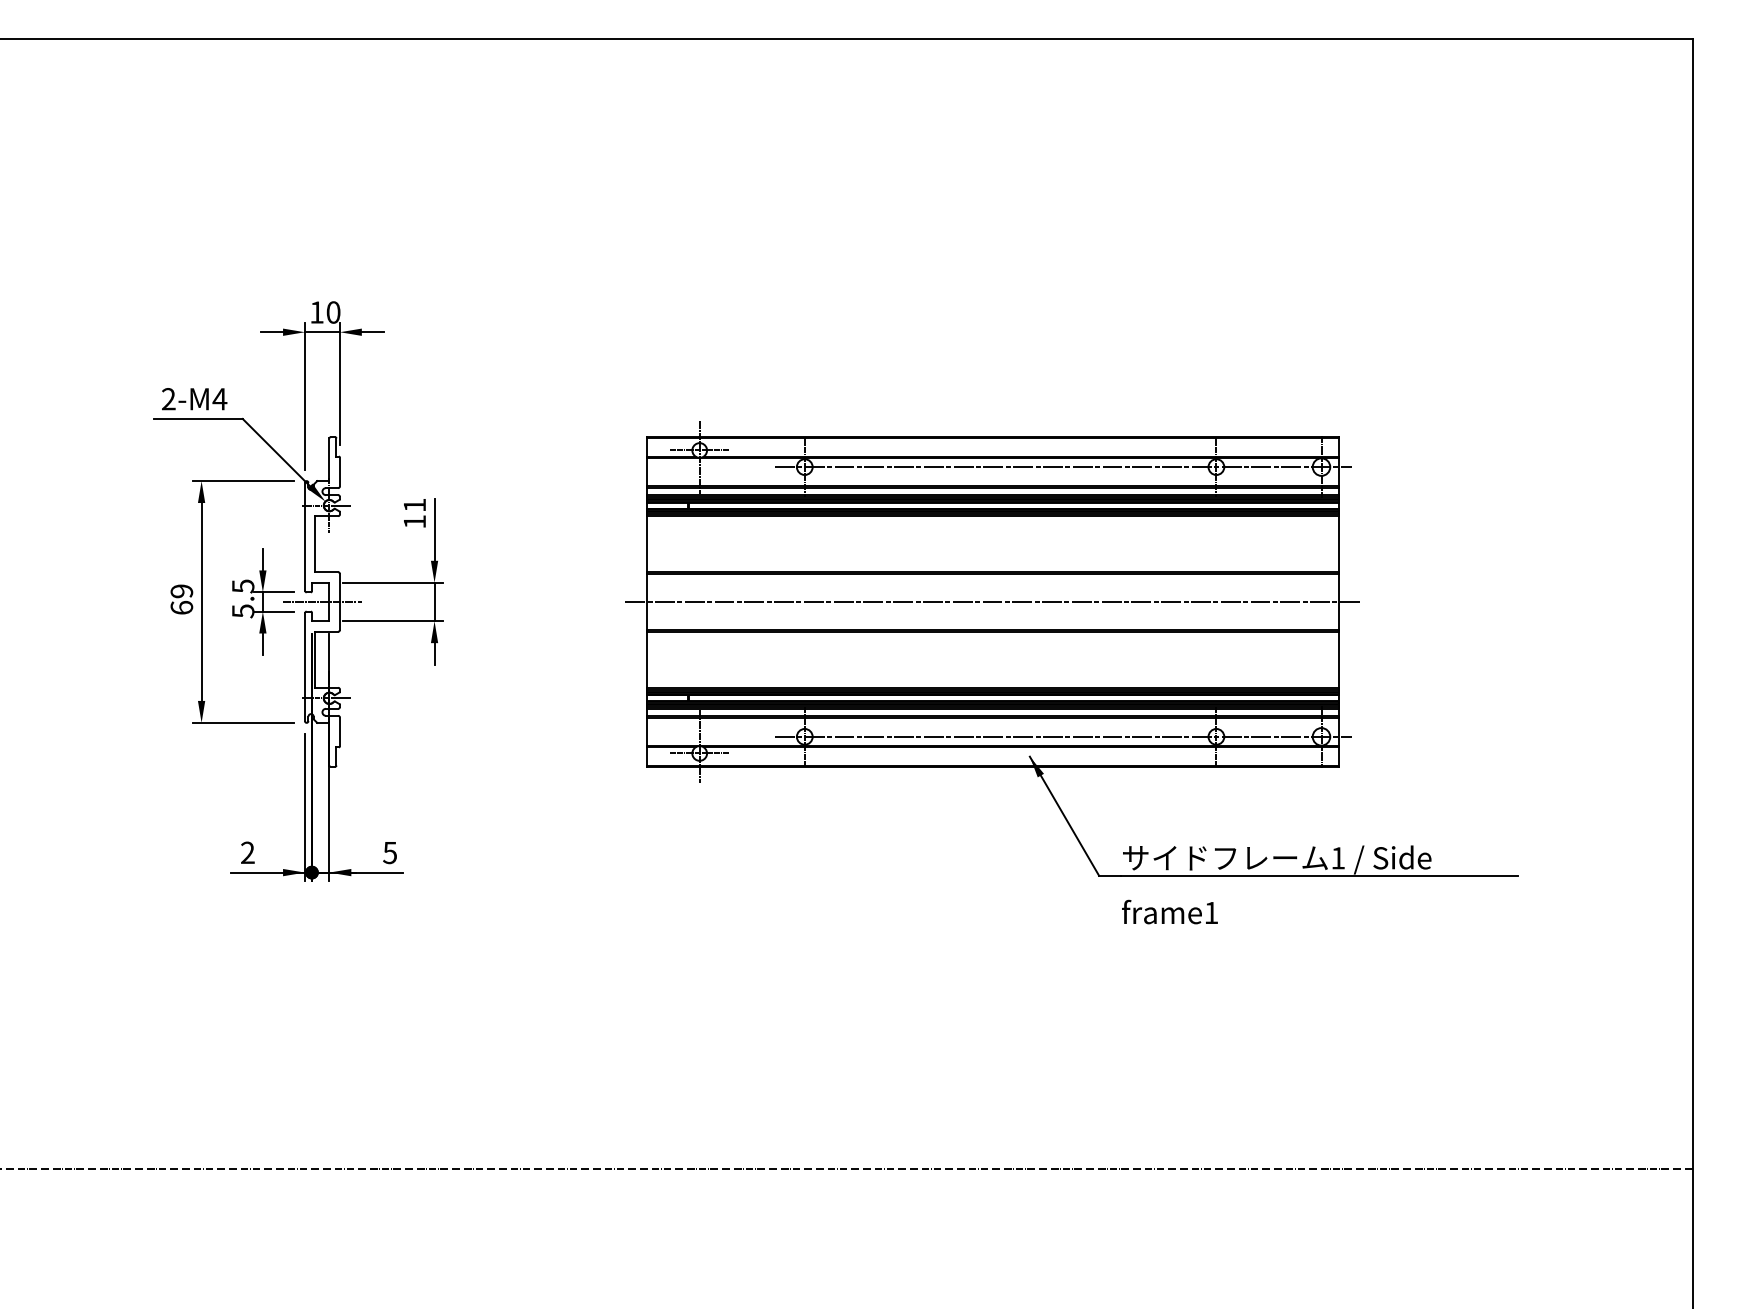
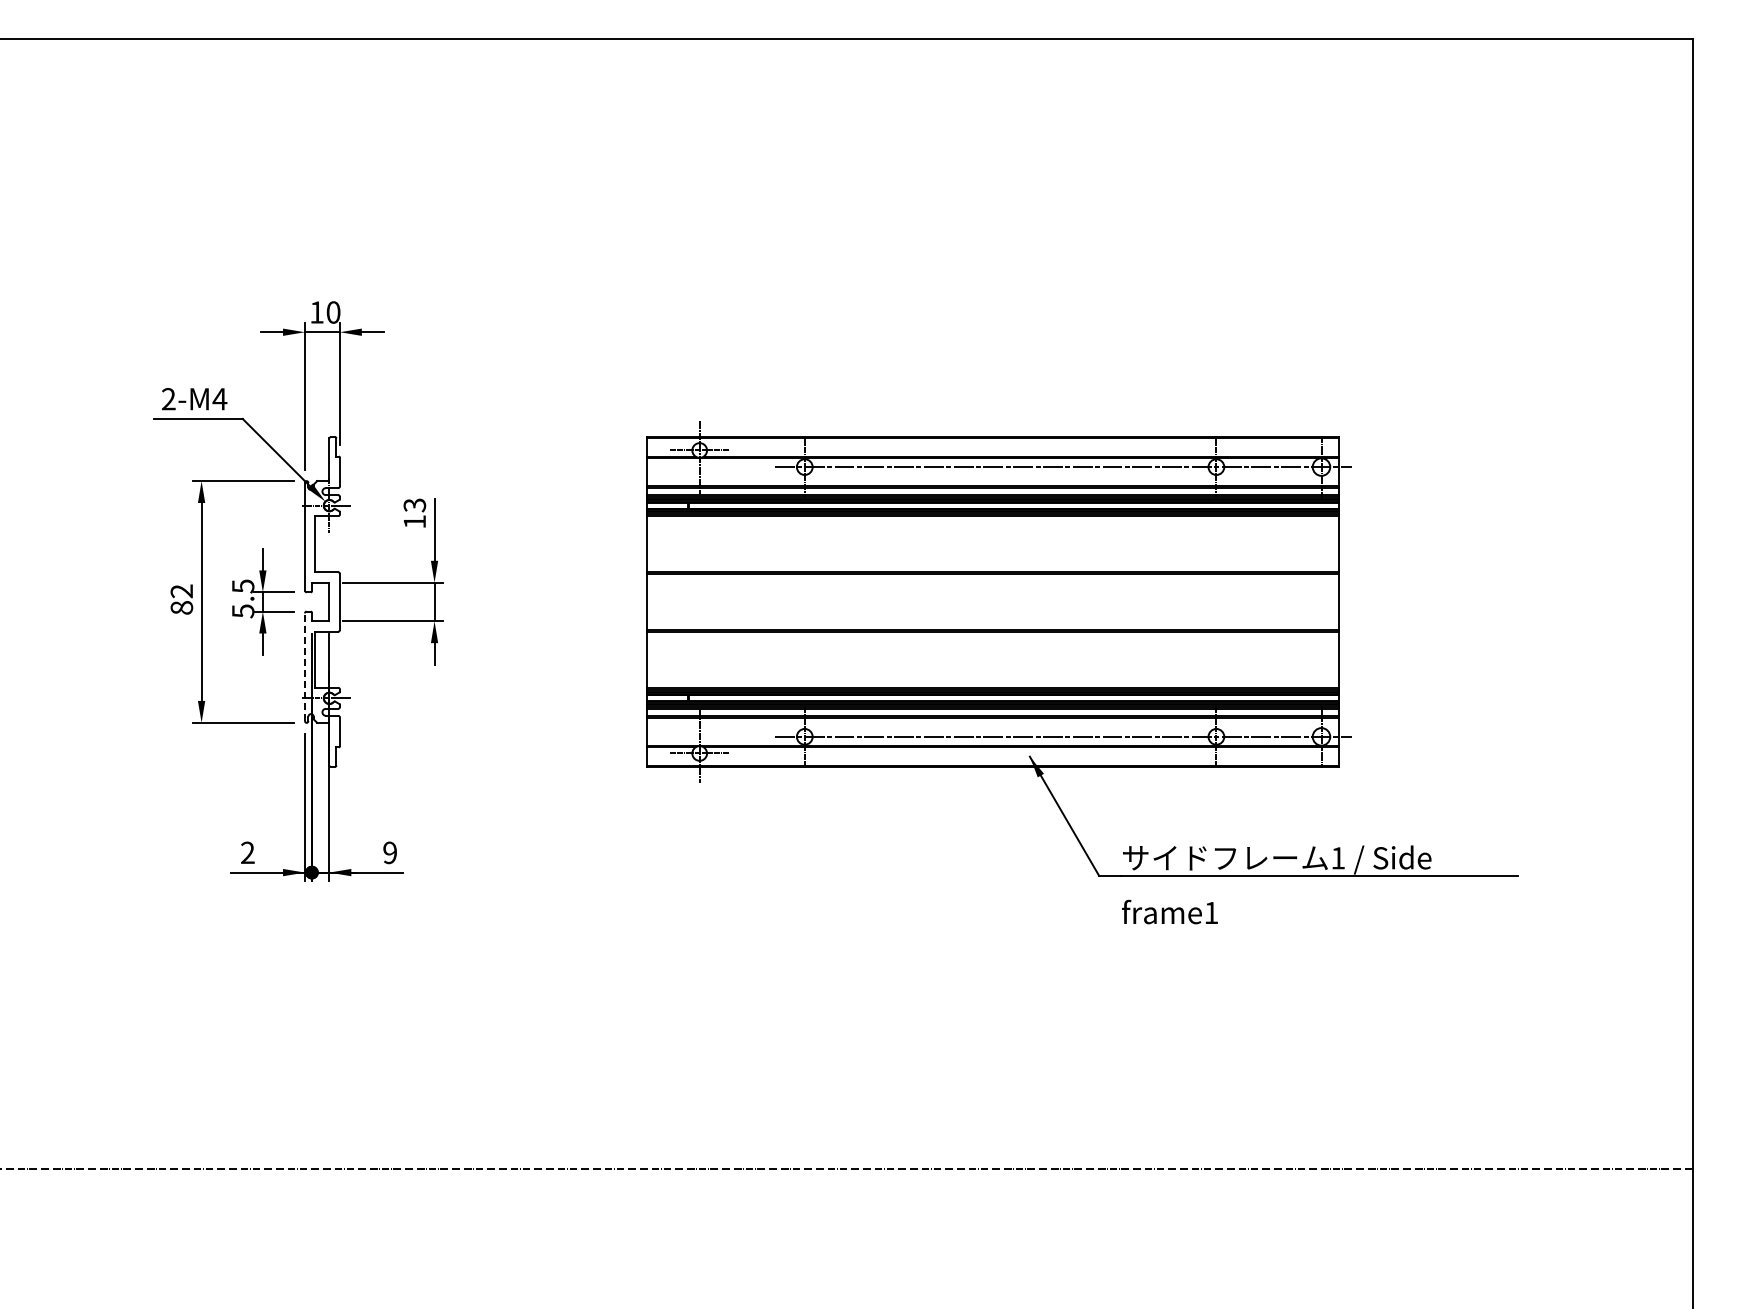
text: 11 -> 13 (414, 505)
text: 69 -> 82 (181, 599)
line: present -> none (322, 601)
line: present -> none (992, 601)
line: solid -> dashed (304, 667)
text: 5 -> 9 (389, 852)
